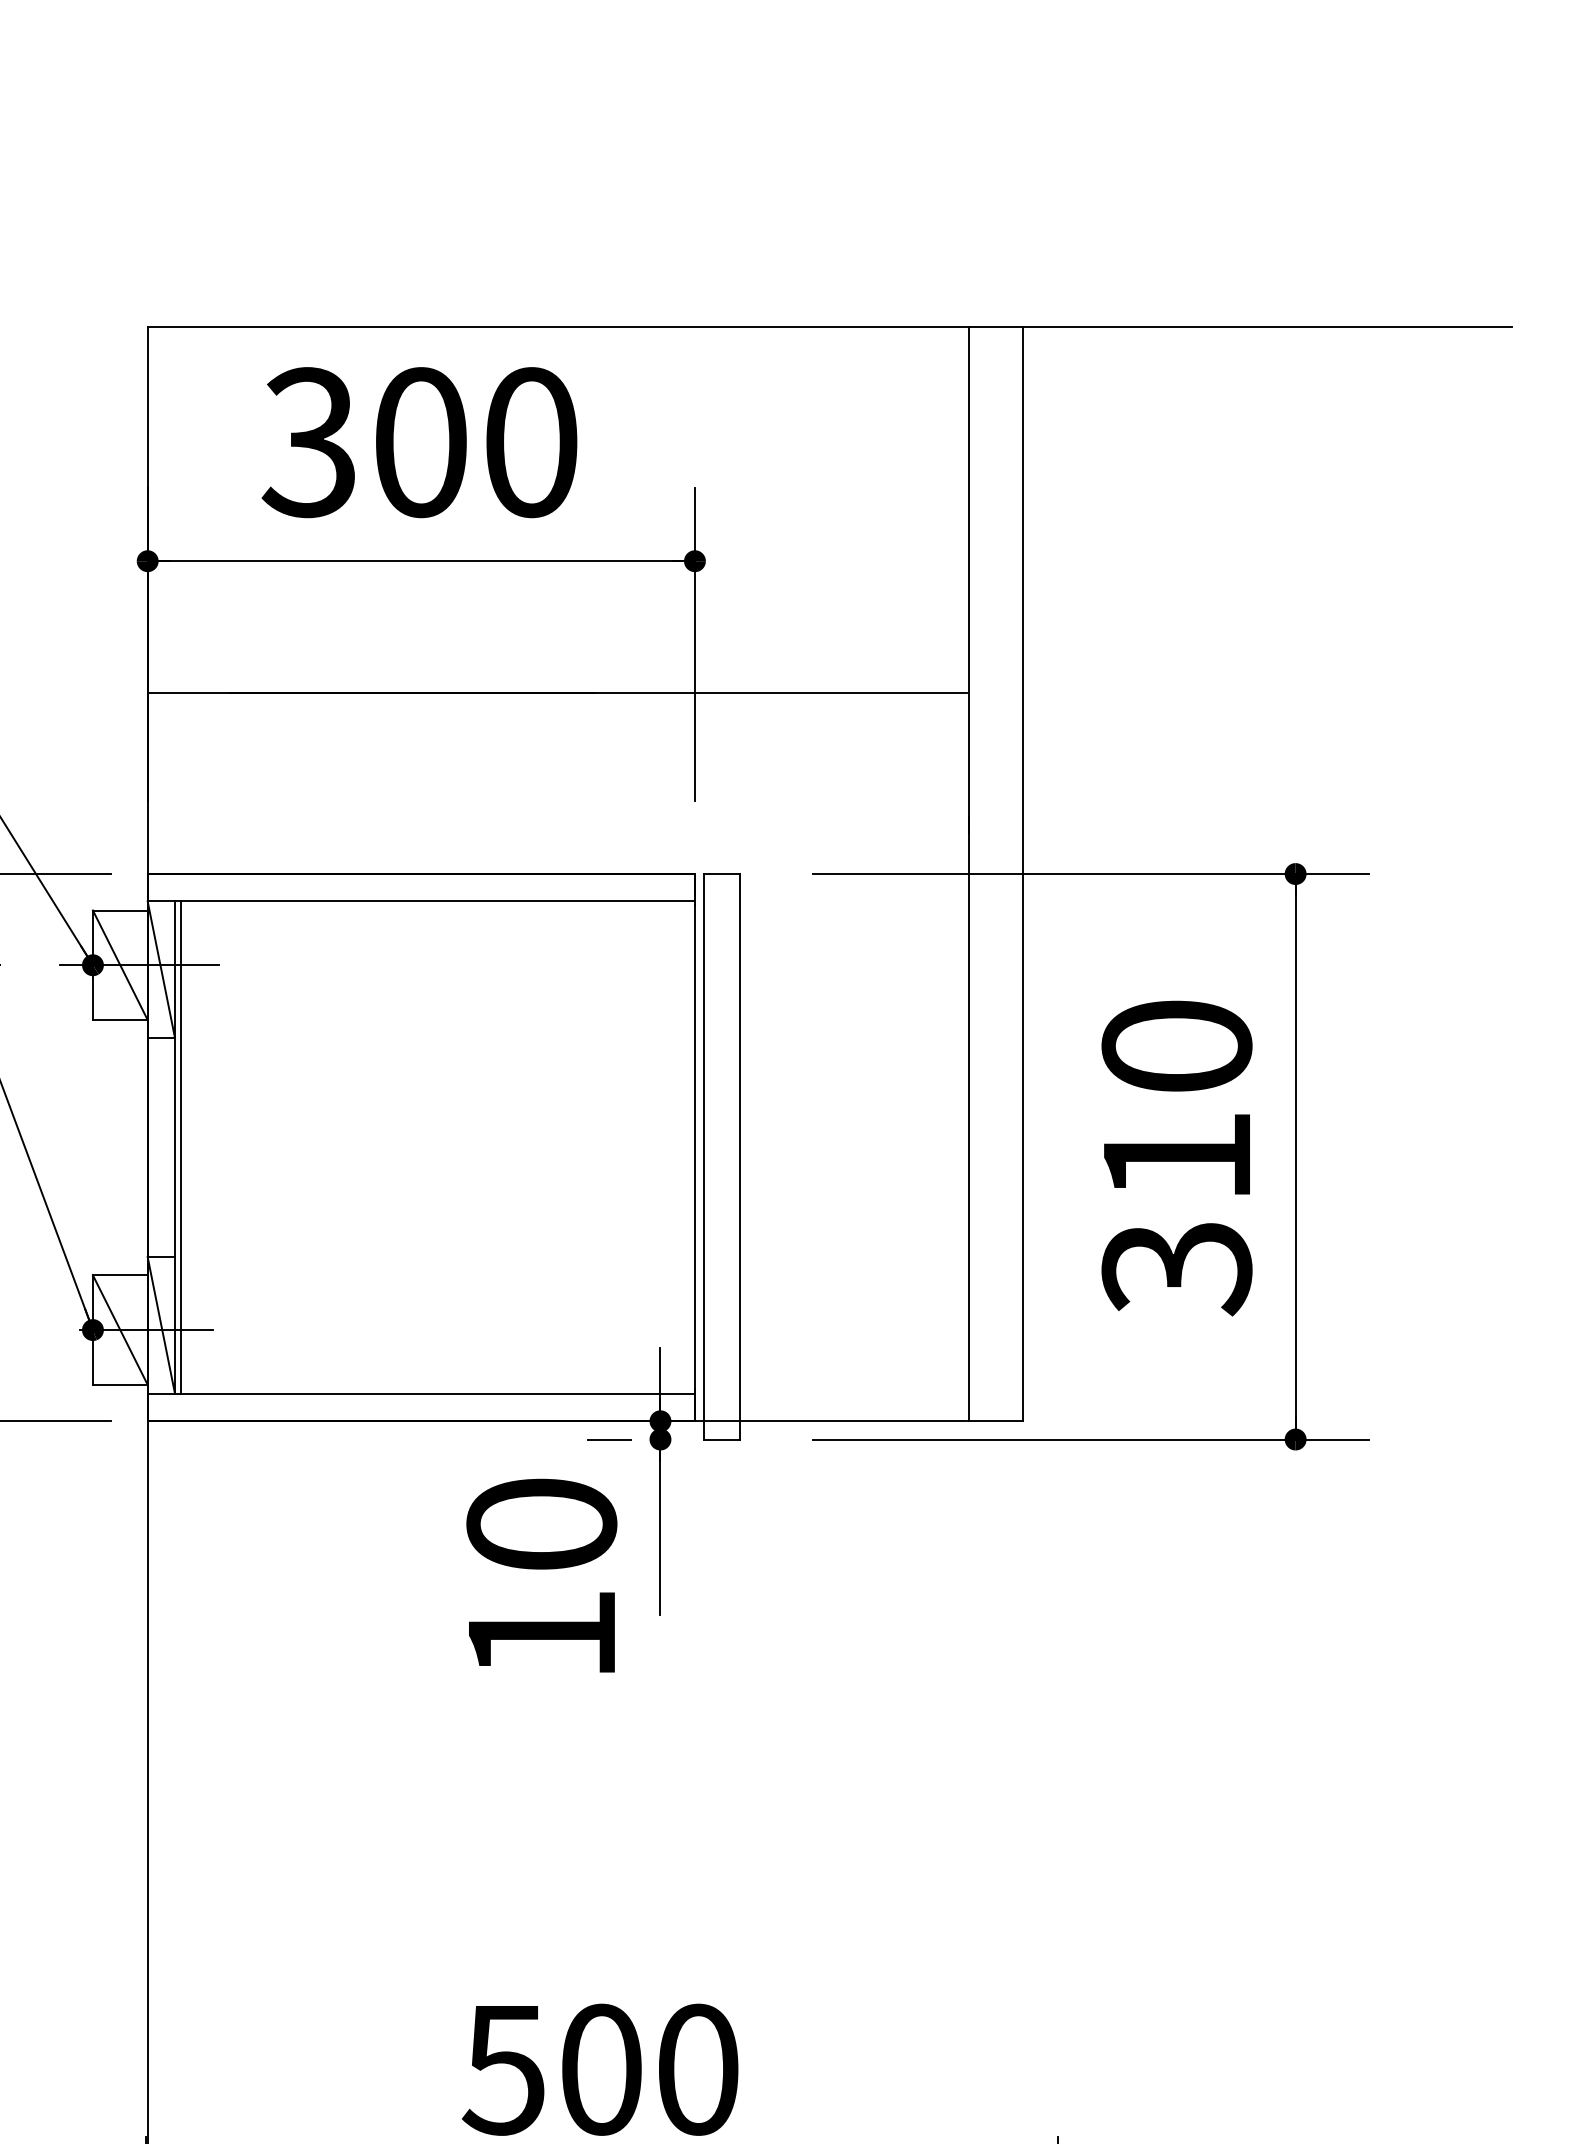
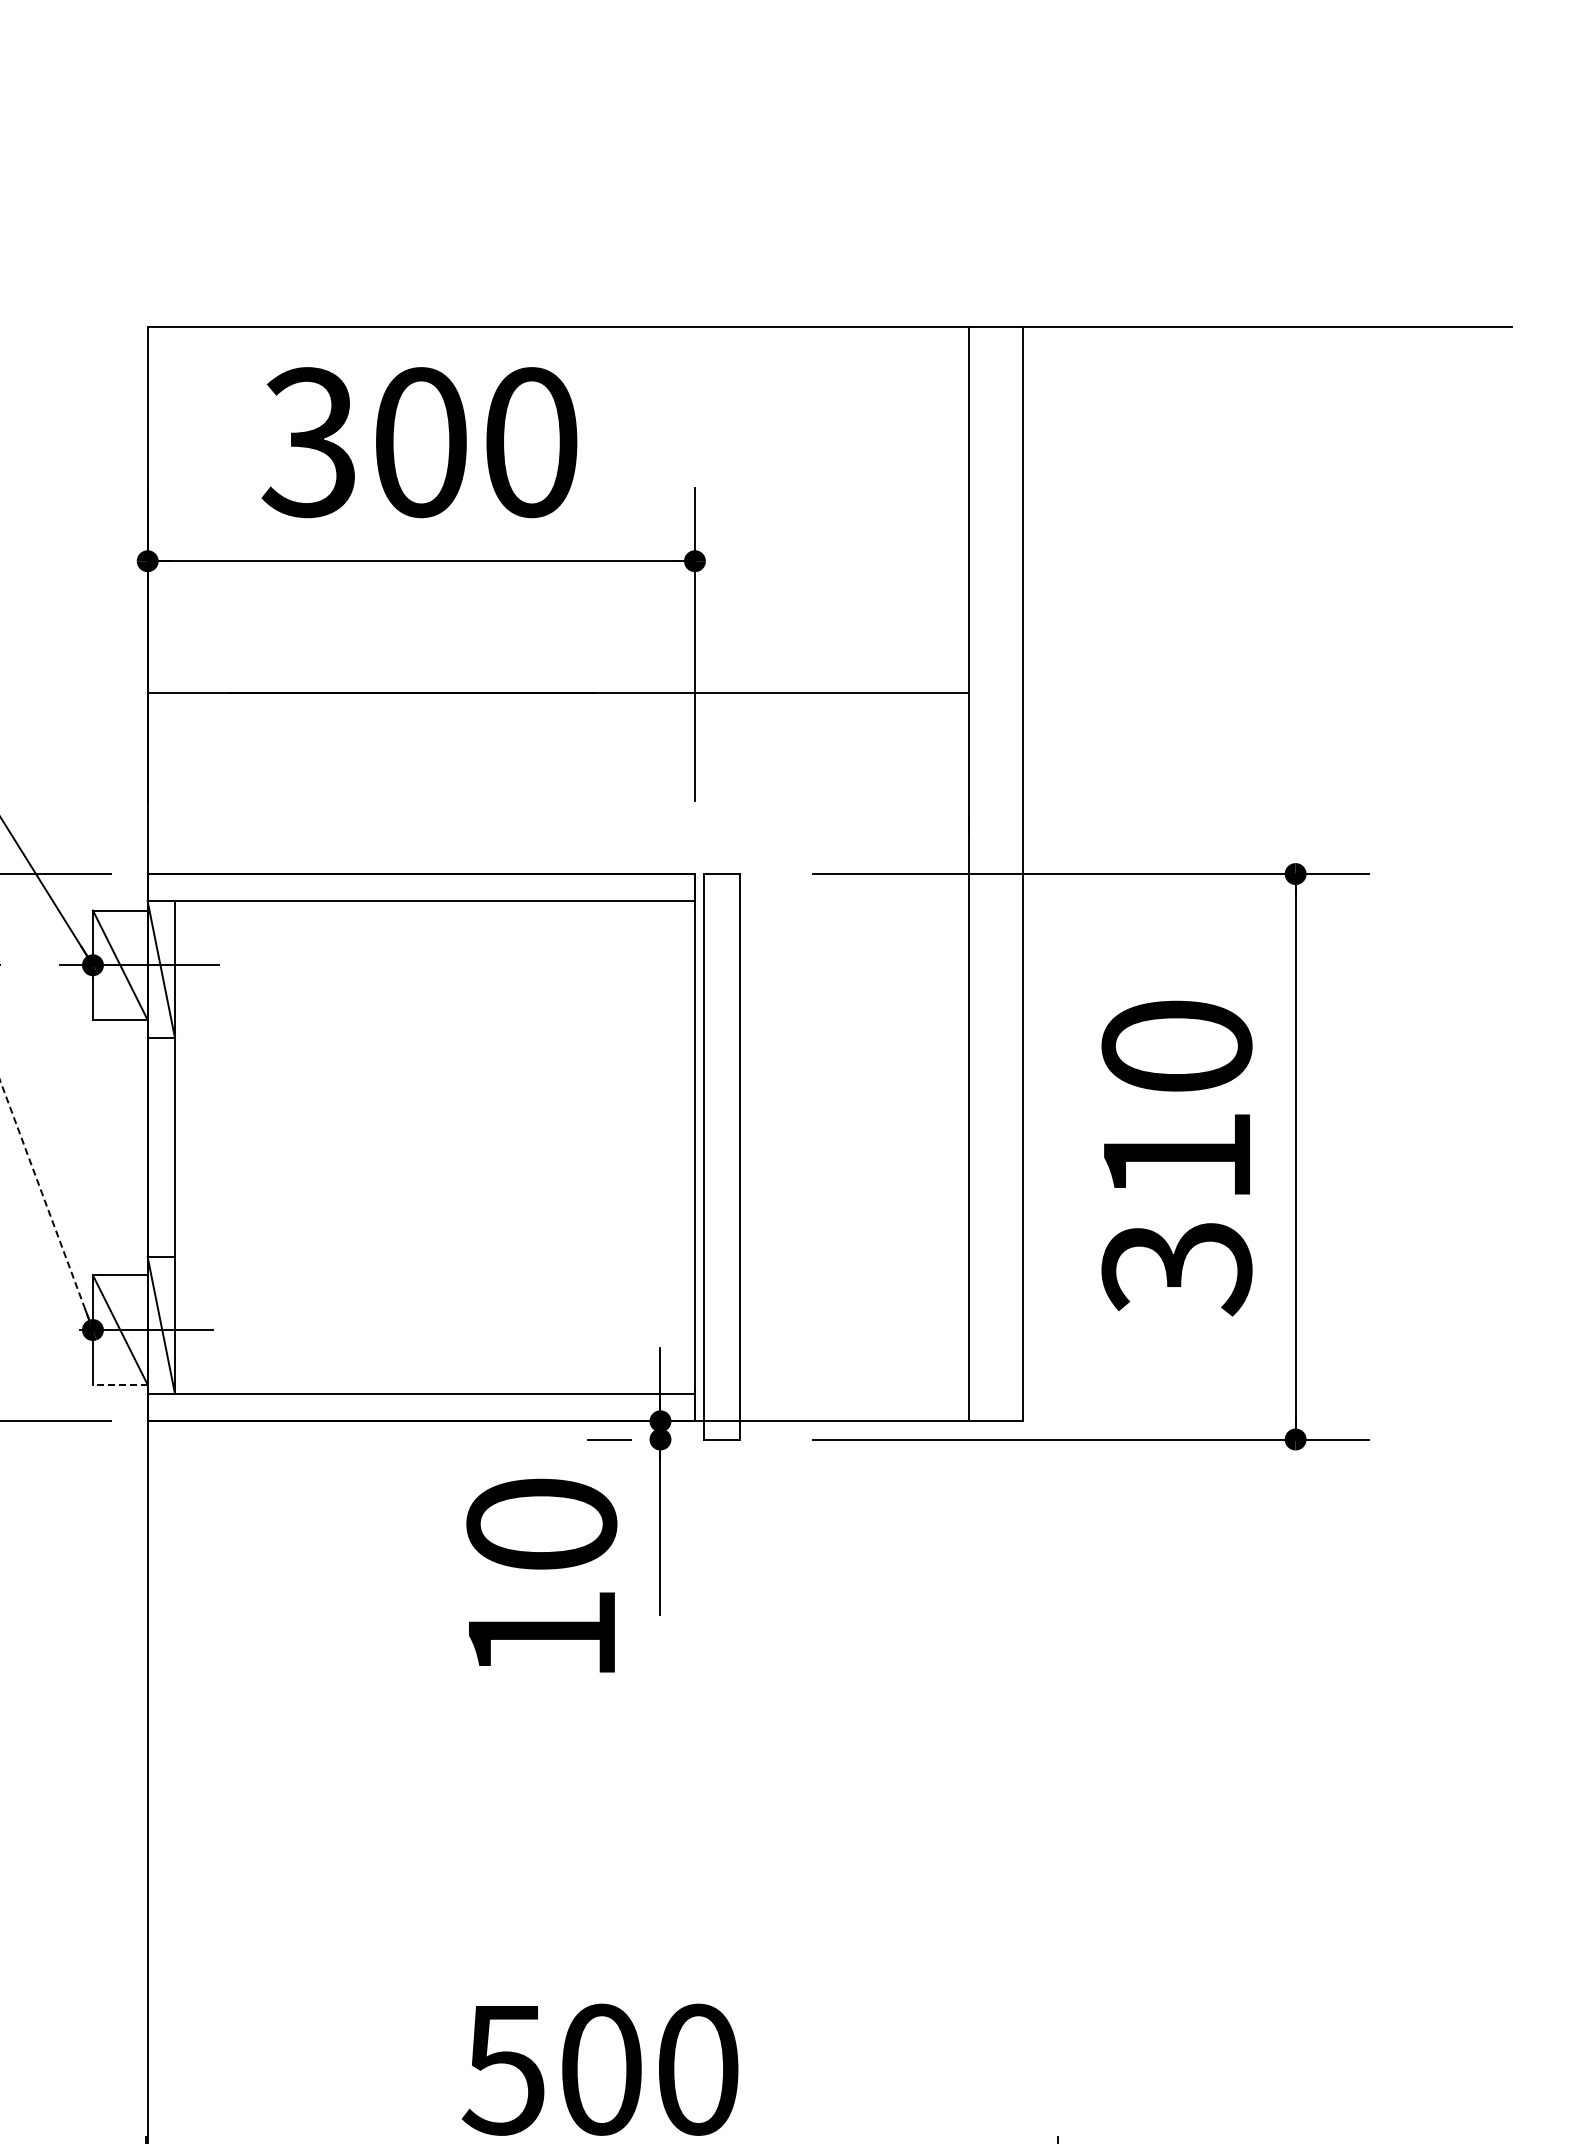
line: present -> none (180, 1147)
line: solid -> dashed (46, 1205)
line: solid -> dashed (119, 1384)
